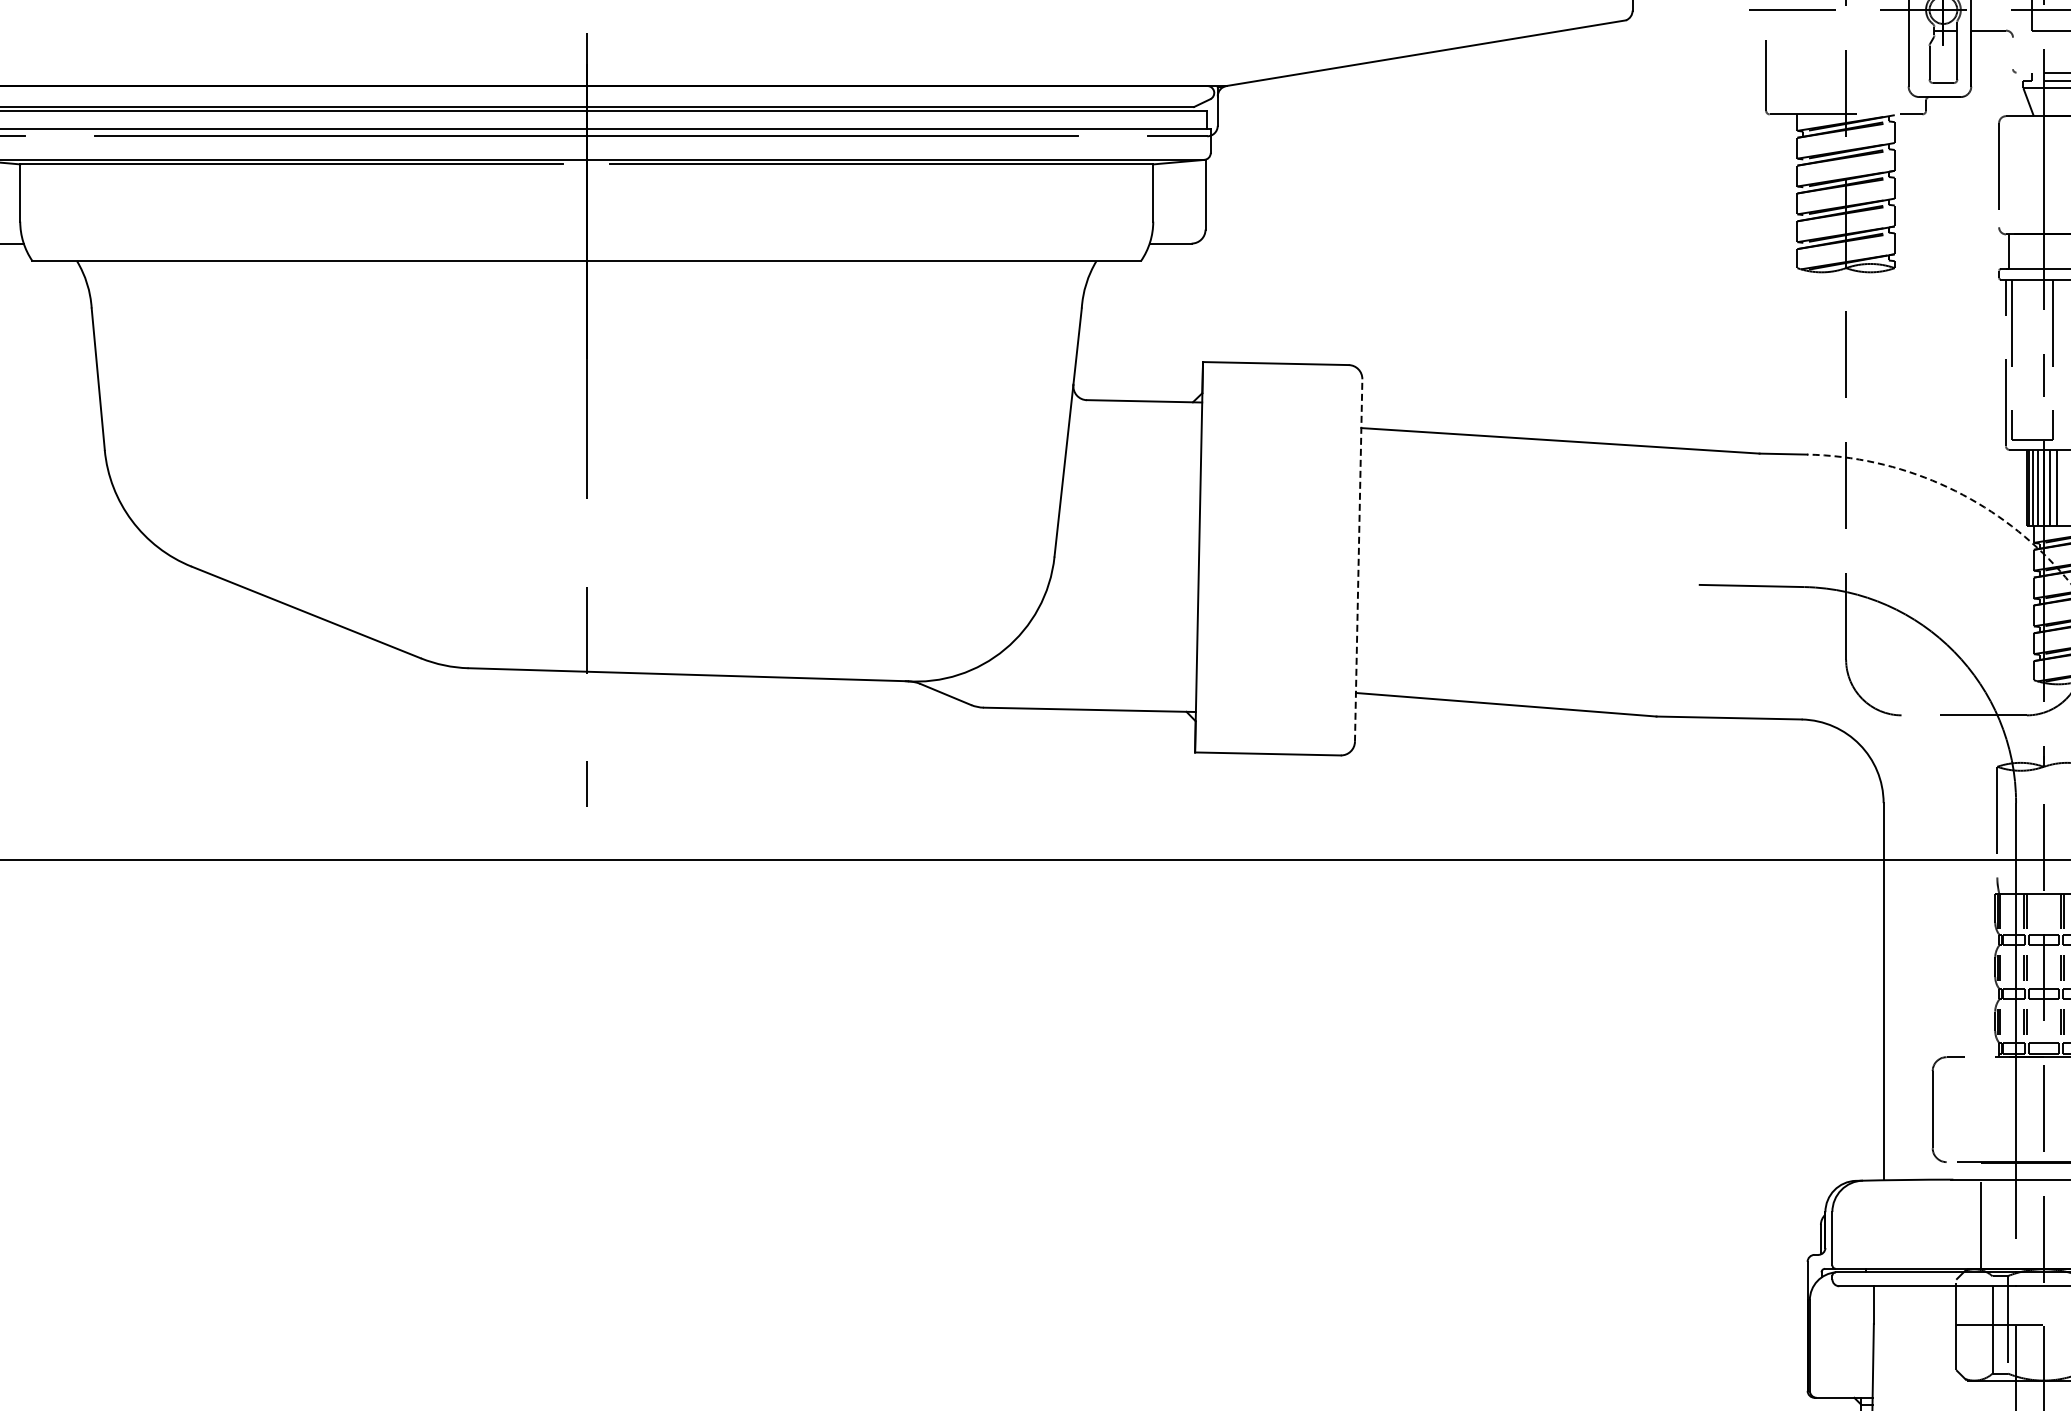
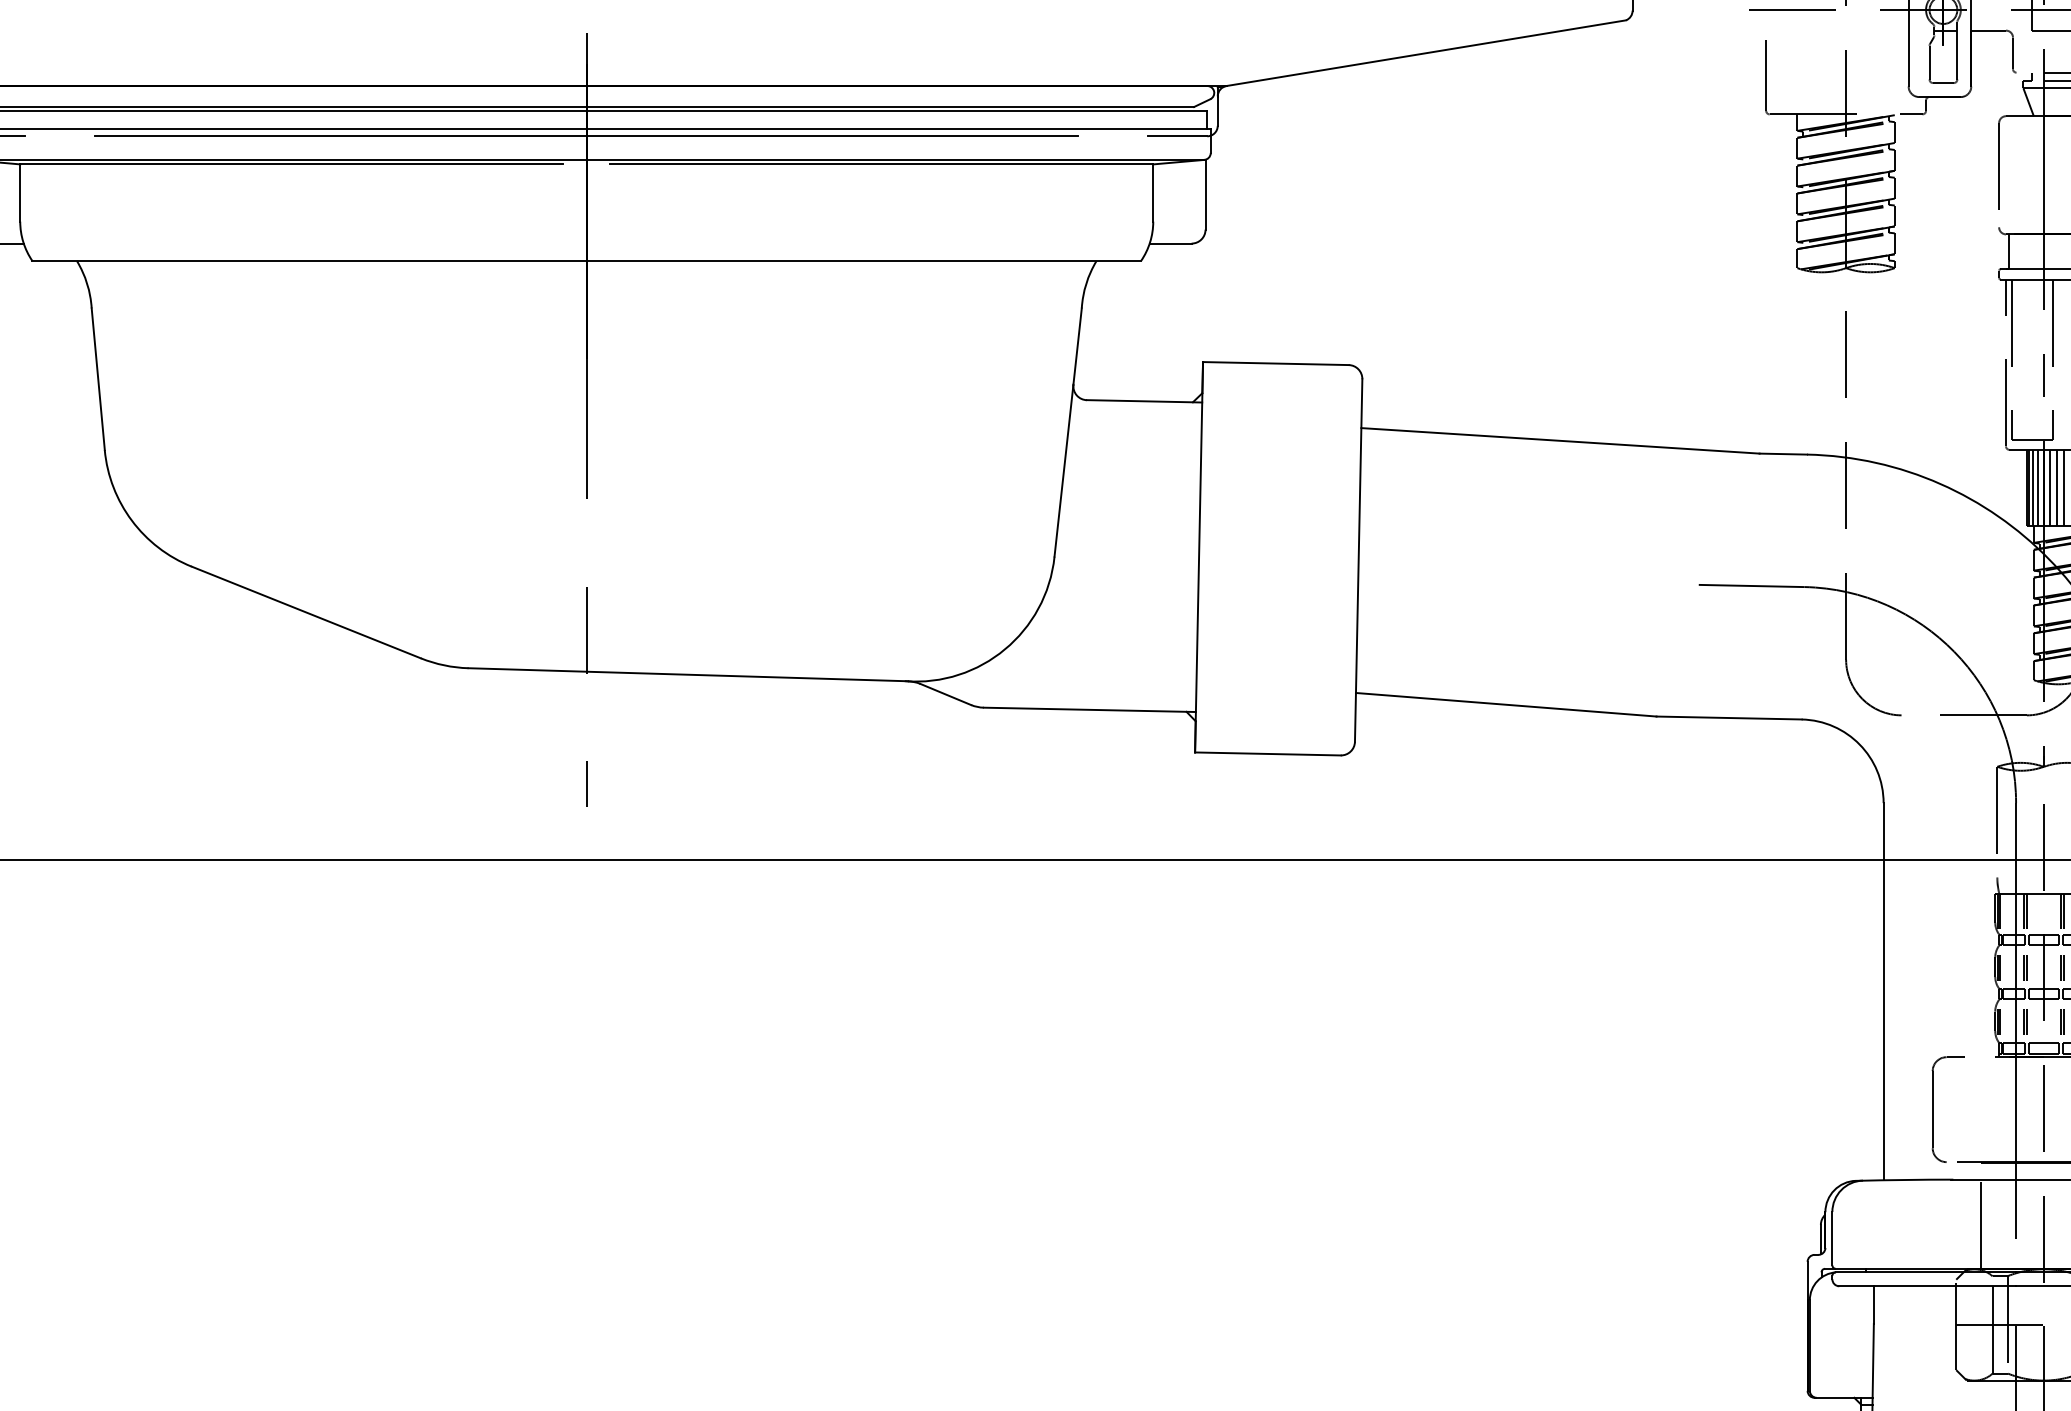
line: none -> present (2012, 53)
line: none -> present (2064, 487)
arc: dashed -> solid (1953, 490)
line: dashed -> solid (1358, 560)
